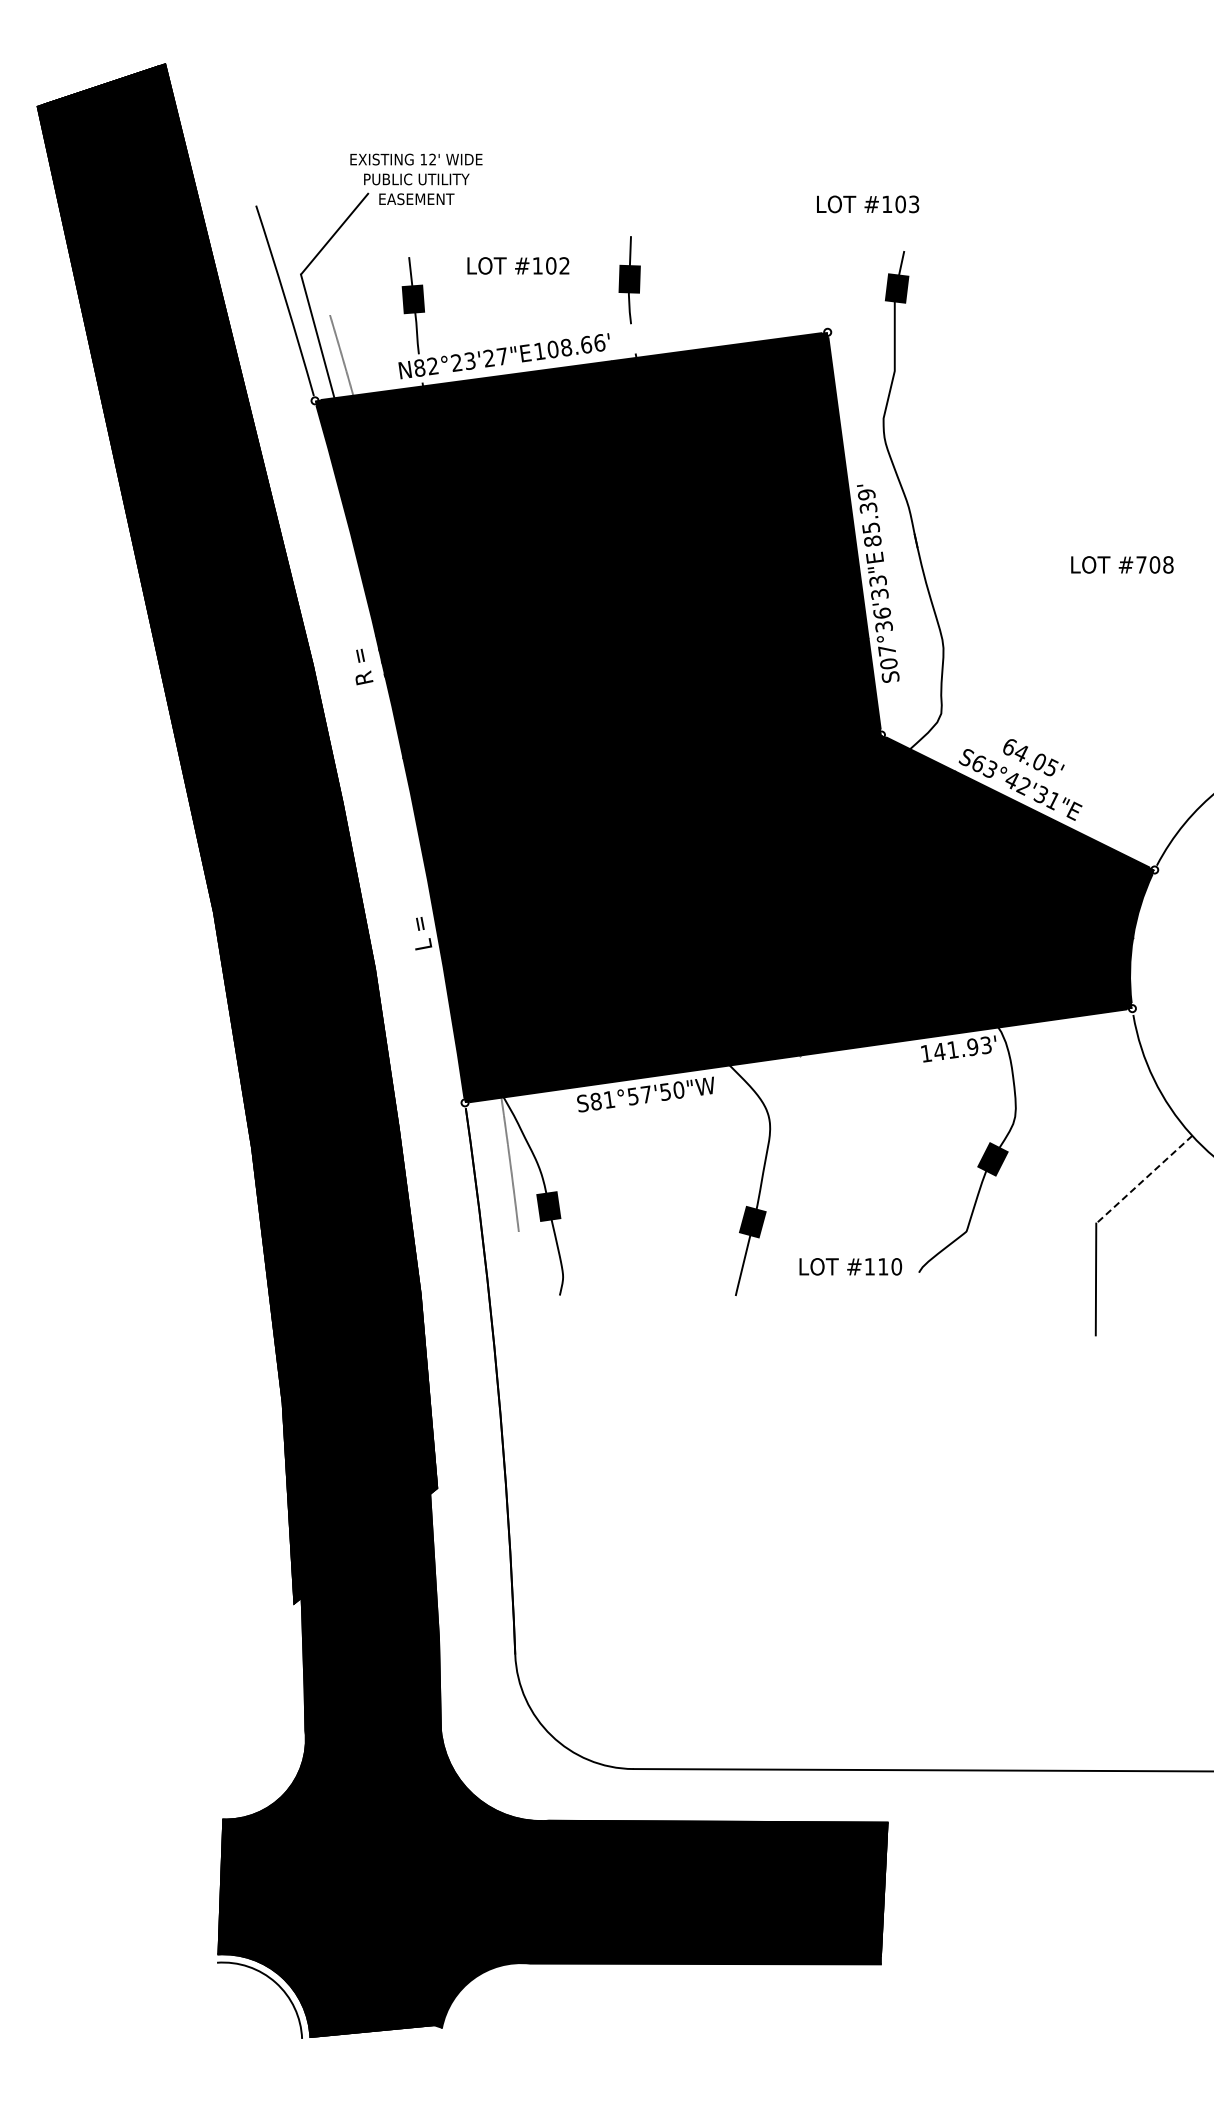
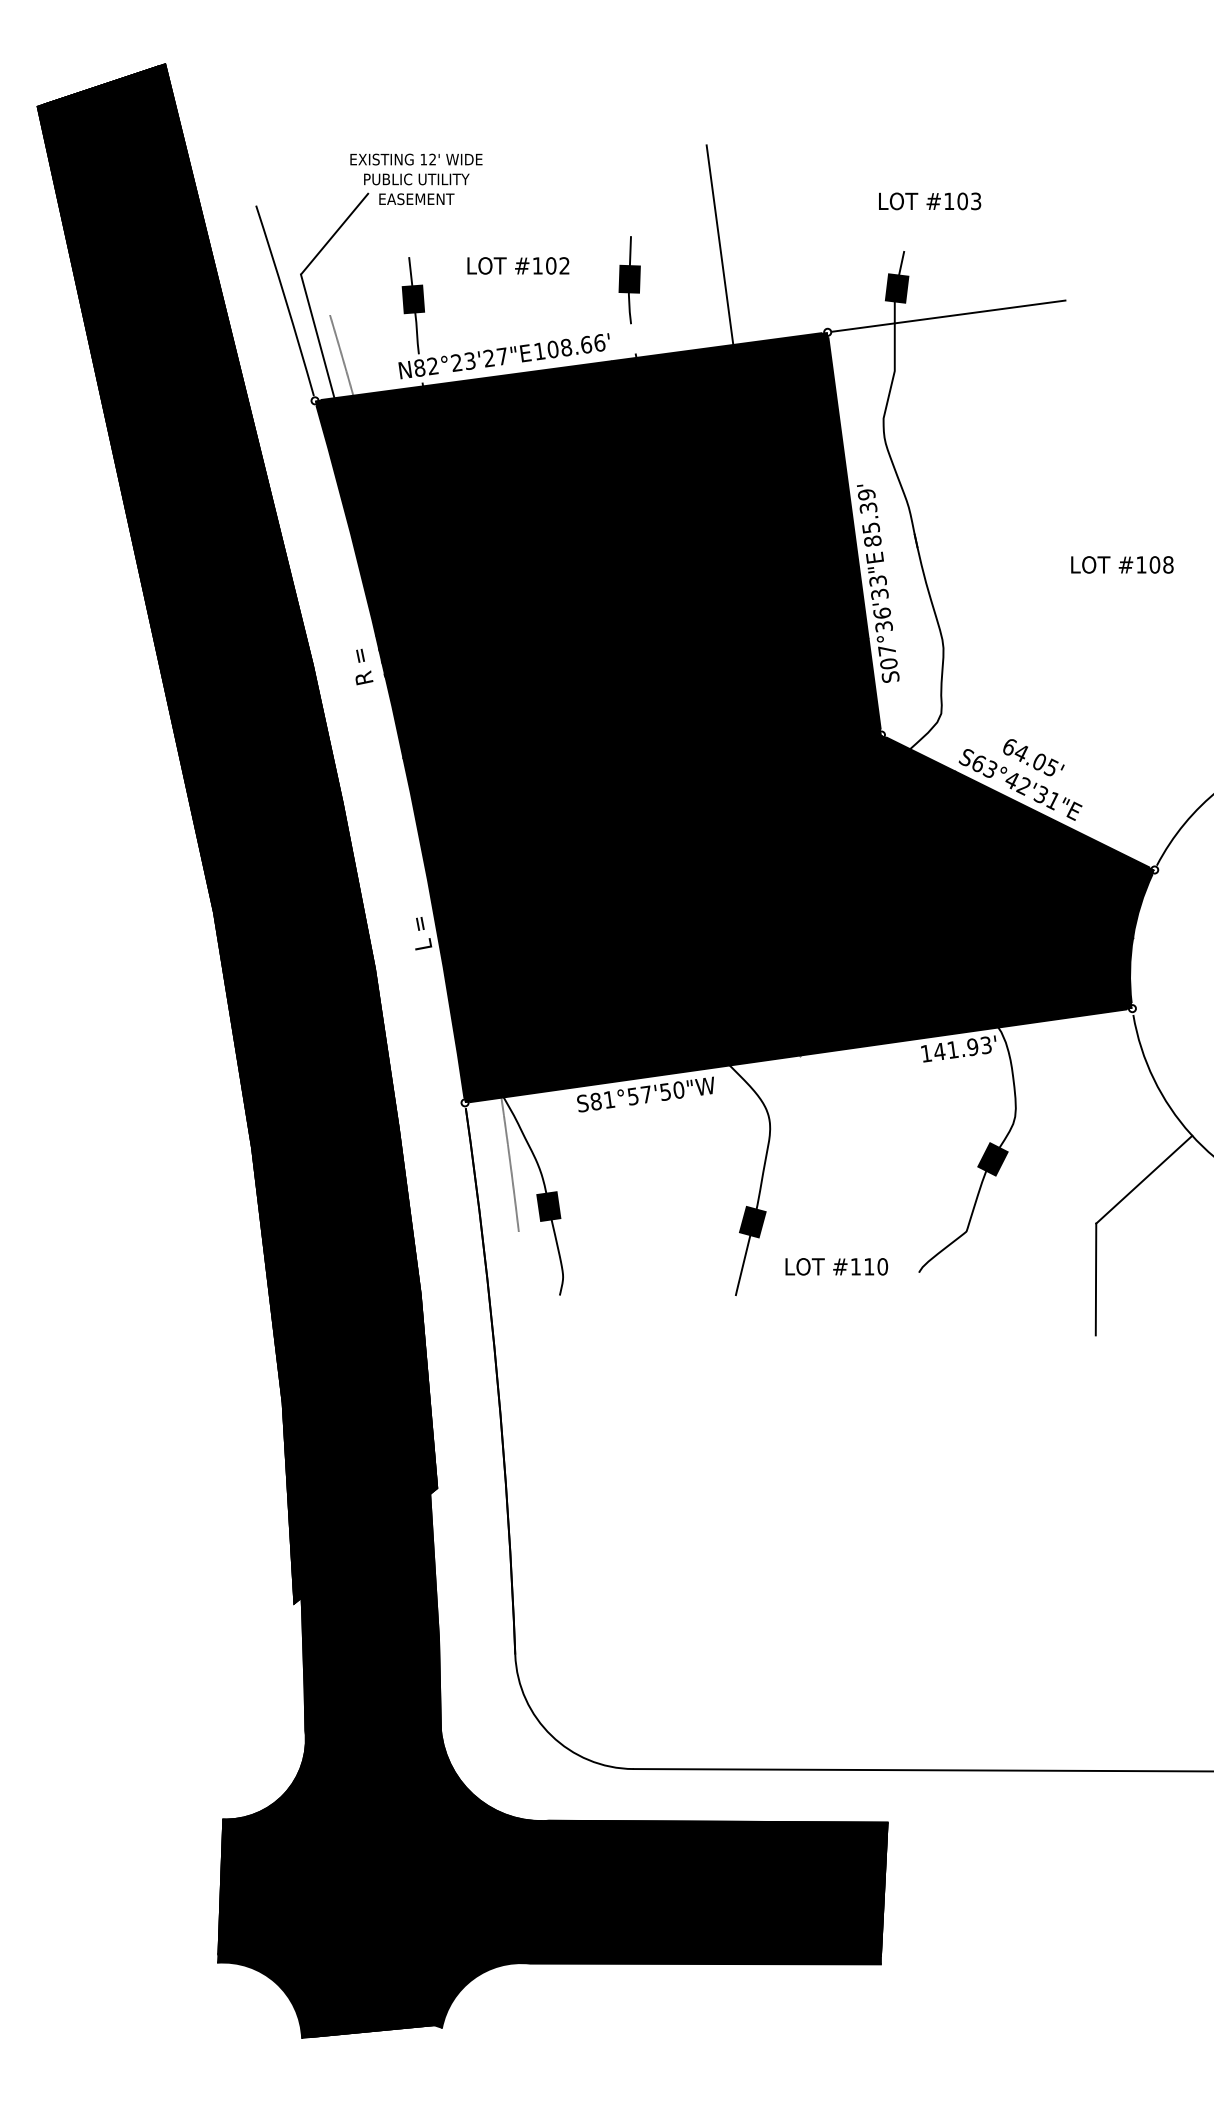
text position: (868, 204) -> (930, 201) (930, 201)
line: none -> present (719, 244)
line: none -> present (948, 315)
text: #708 -> #108 (1141, 564)
line: dashed -> solid (1143, 1180)
text position: (850, 1266) -> (836, 1266) (836, 1266)
fill: none -> present (263, 1996)
